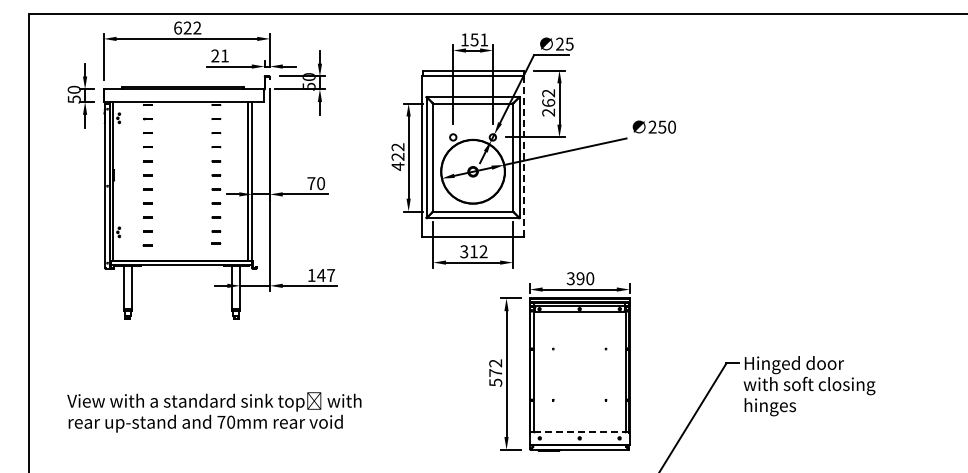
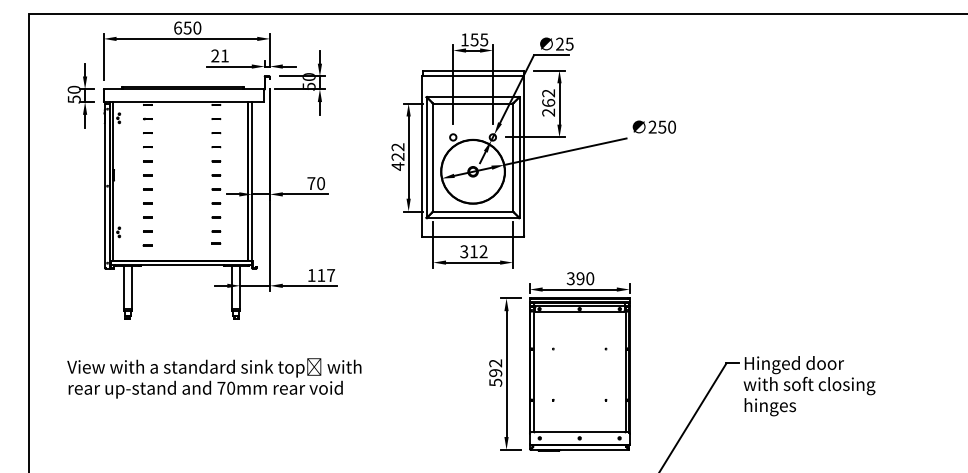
text: 622 -> 650 (192, 27)
text: 151 -> 155 (484, 39)
line: dashed -> solid (524, 156)
text: 147 -> 117 (321, 275)
text: 572 -> 592 (495, 372)
text position: (214, 412) -> (214, 378) (214, 378)
line: dashed -> solid (579, 431)
